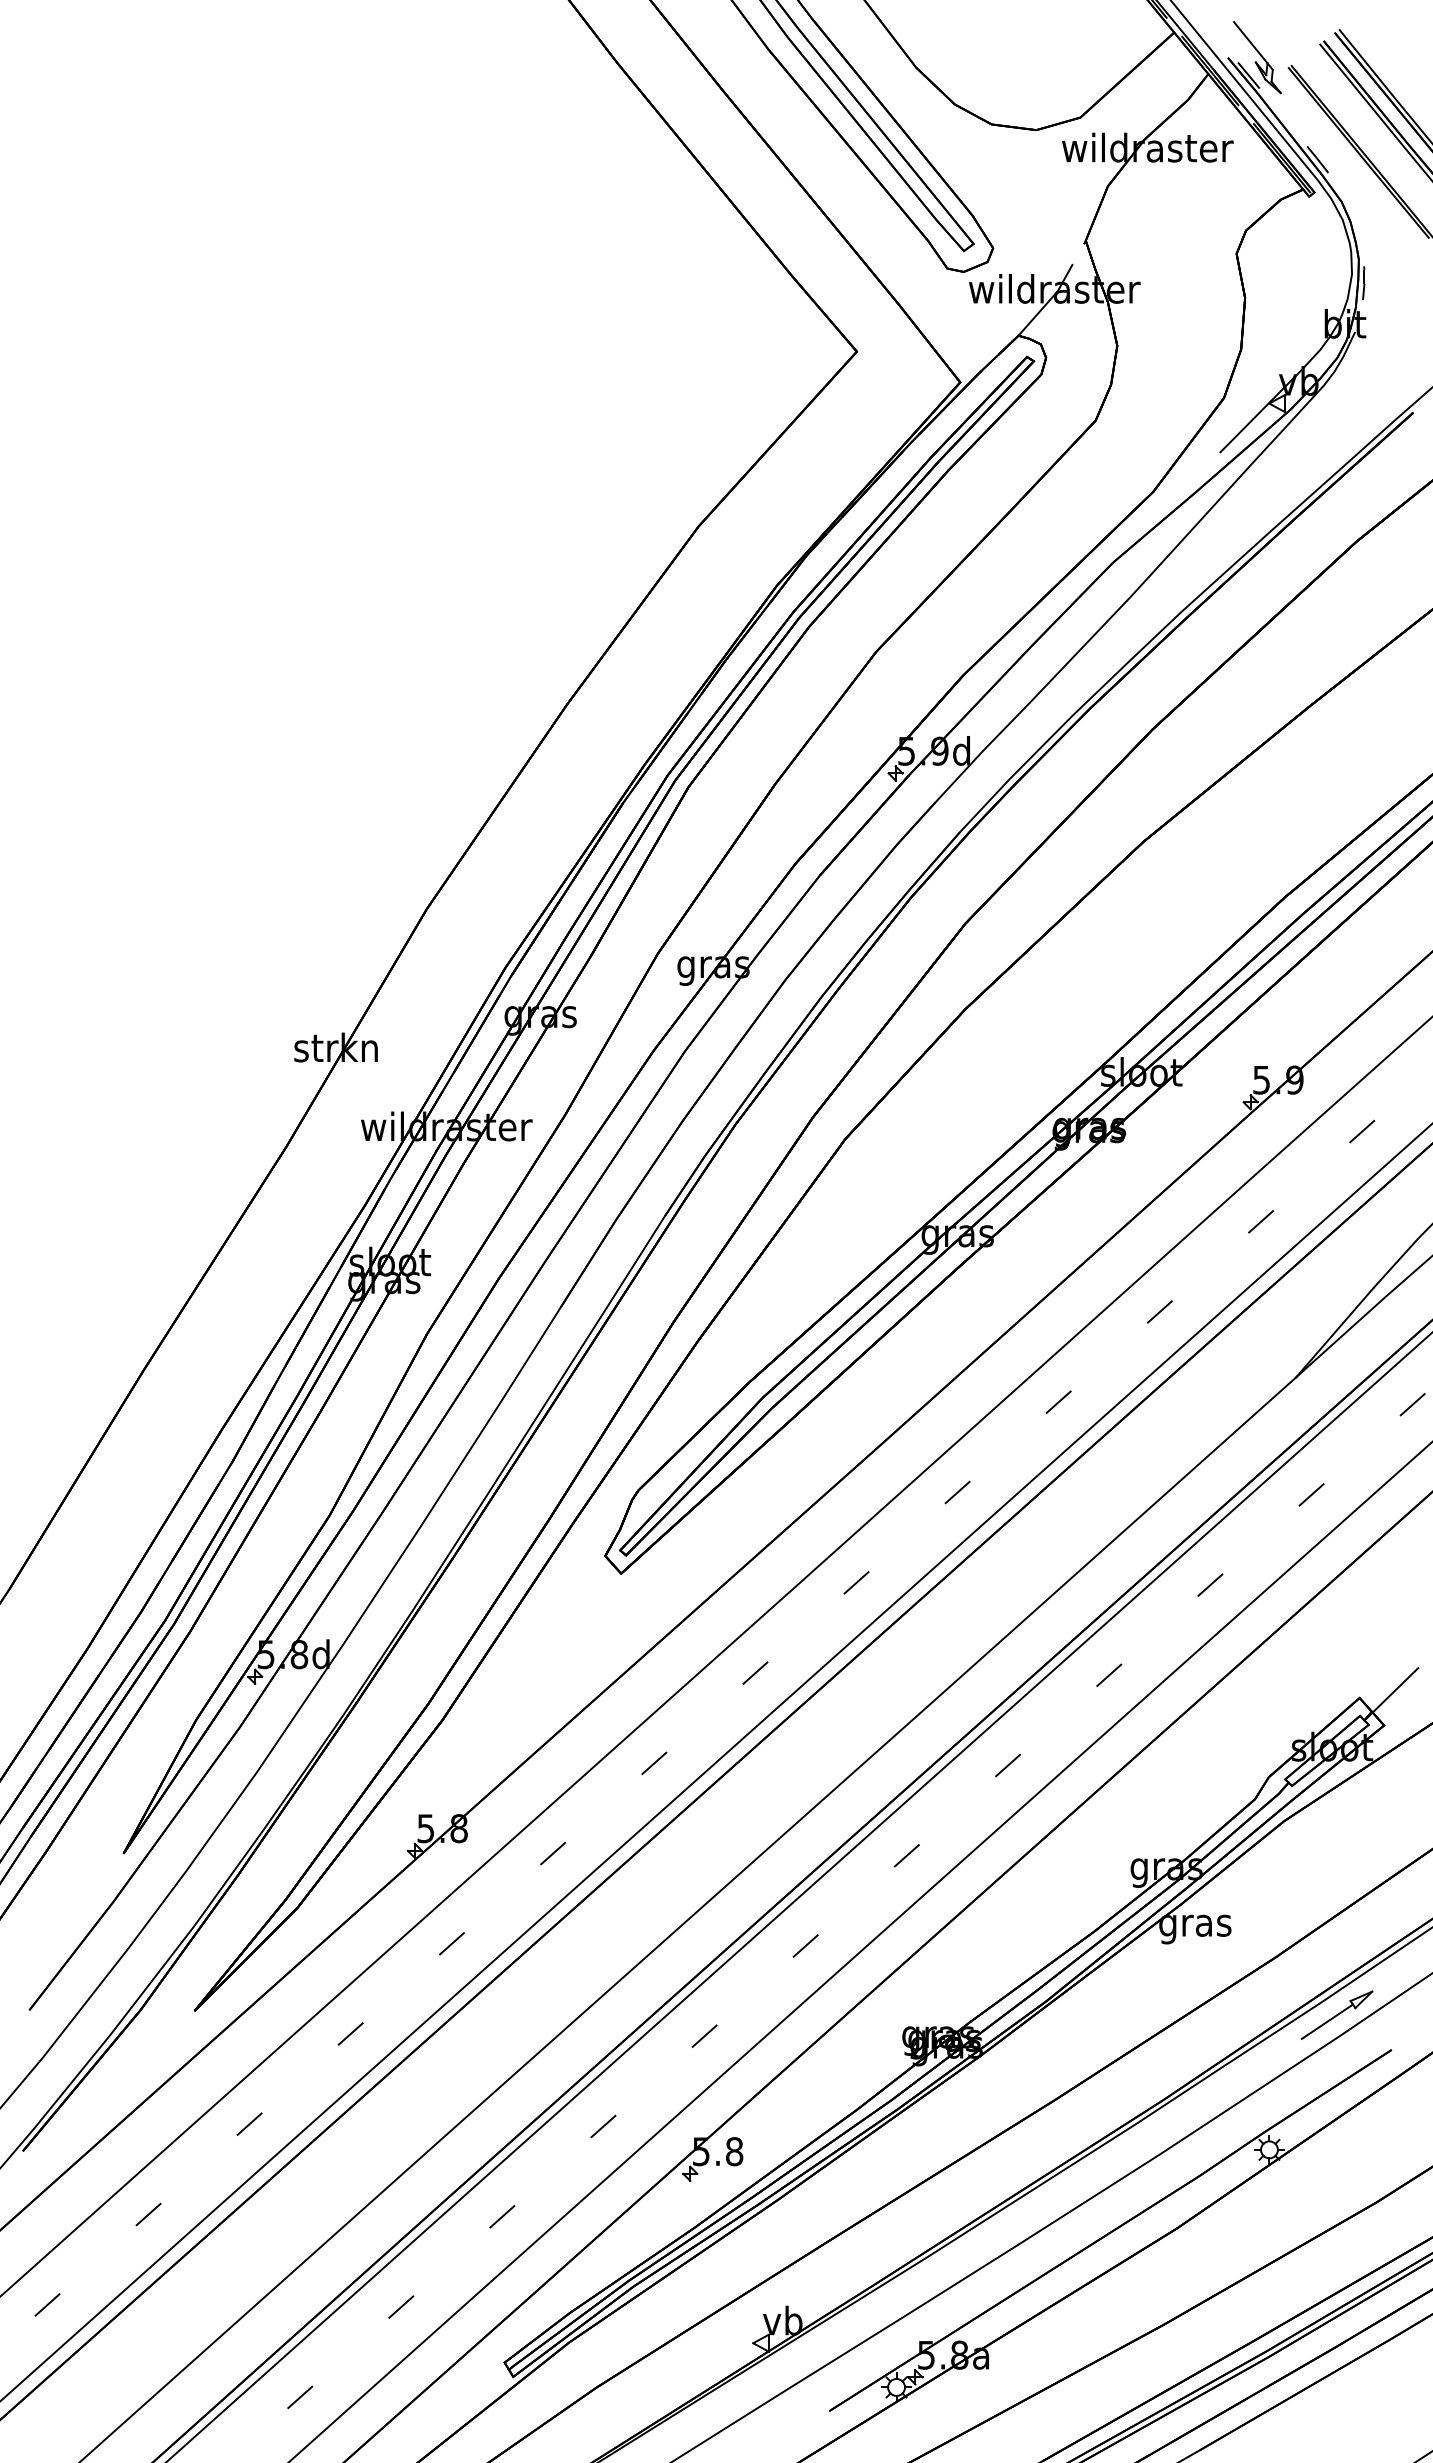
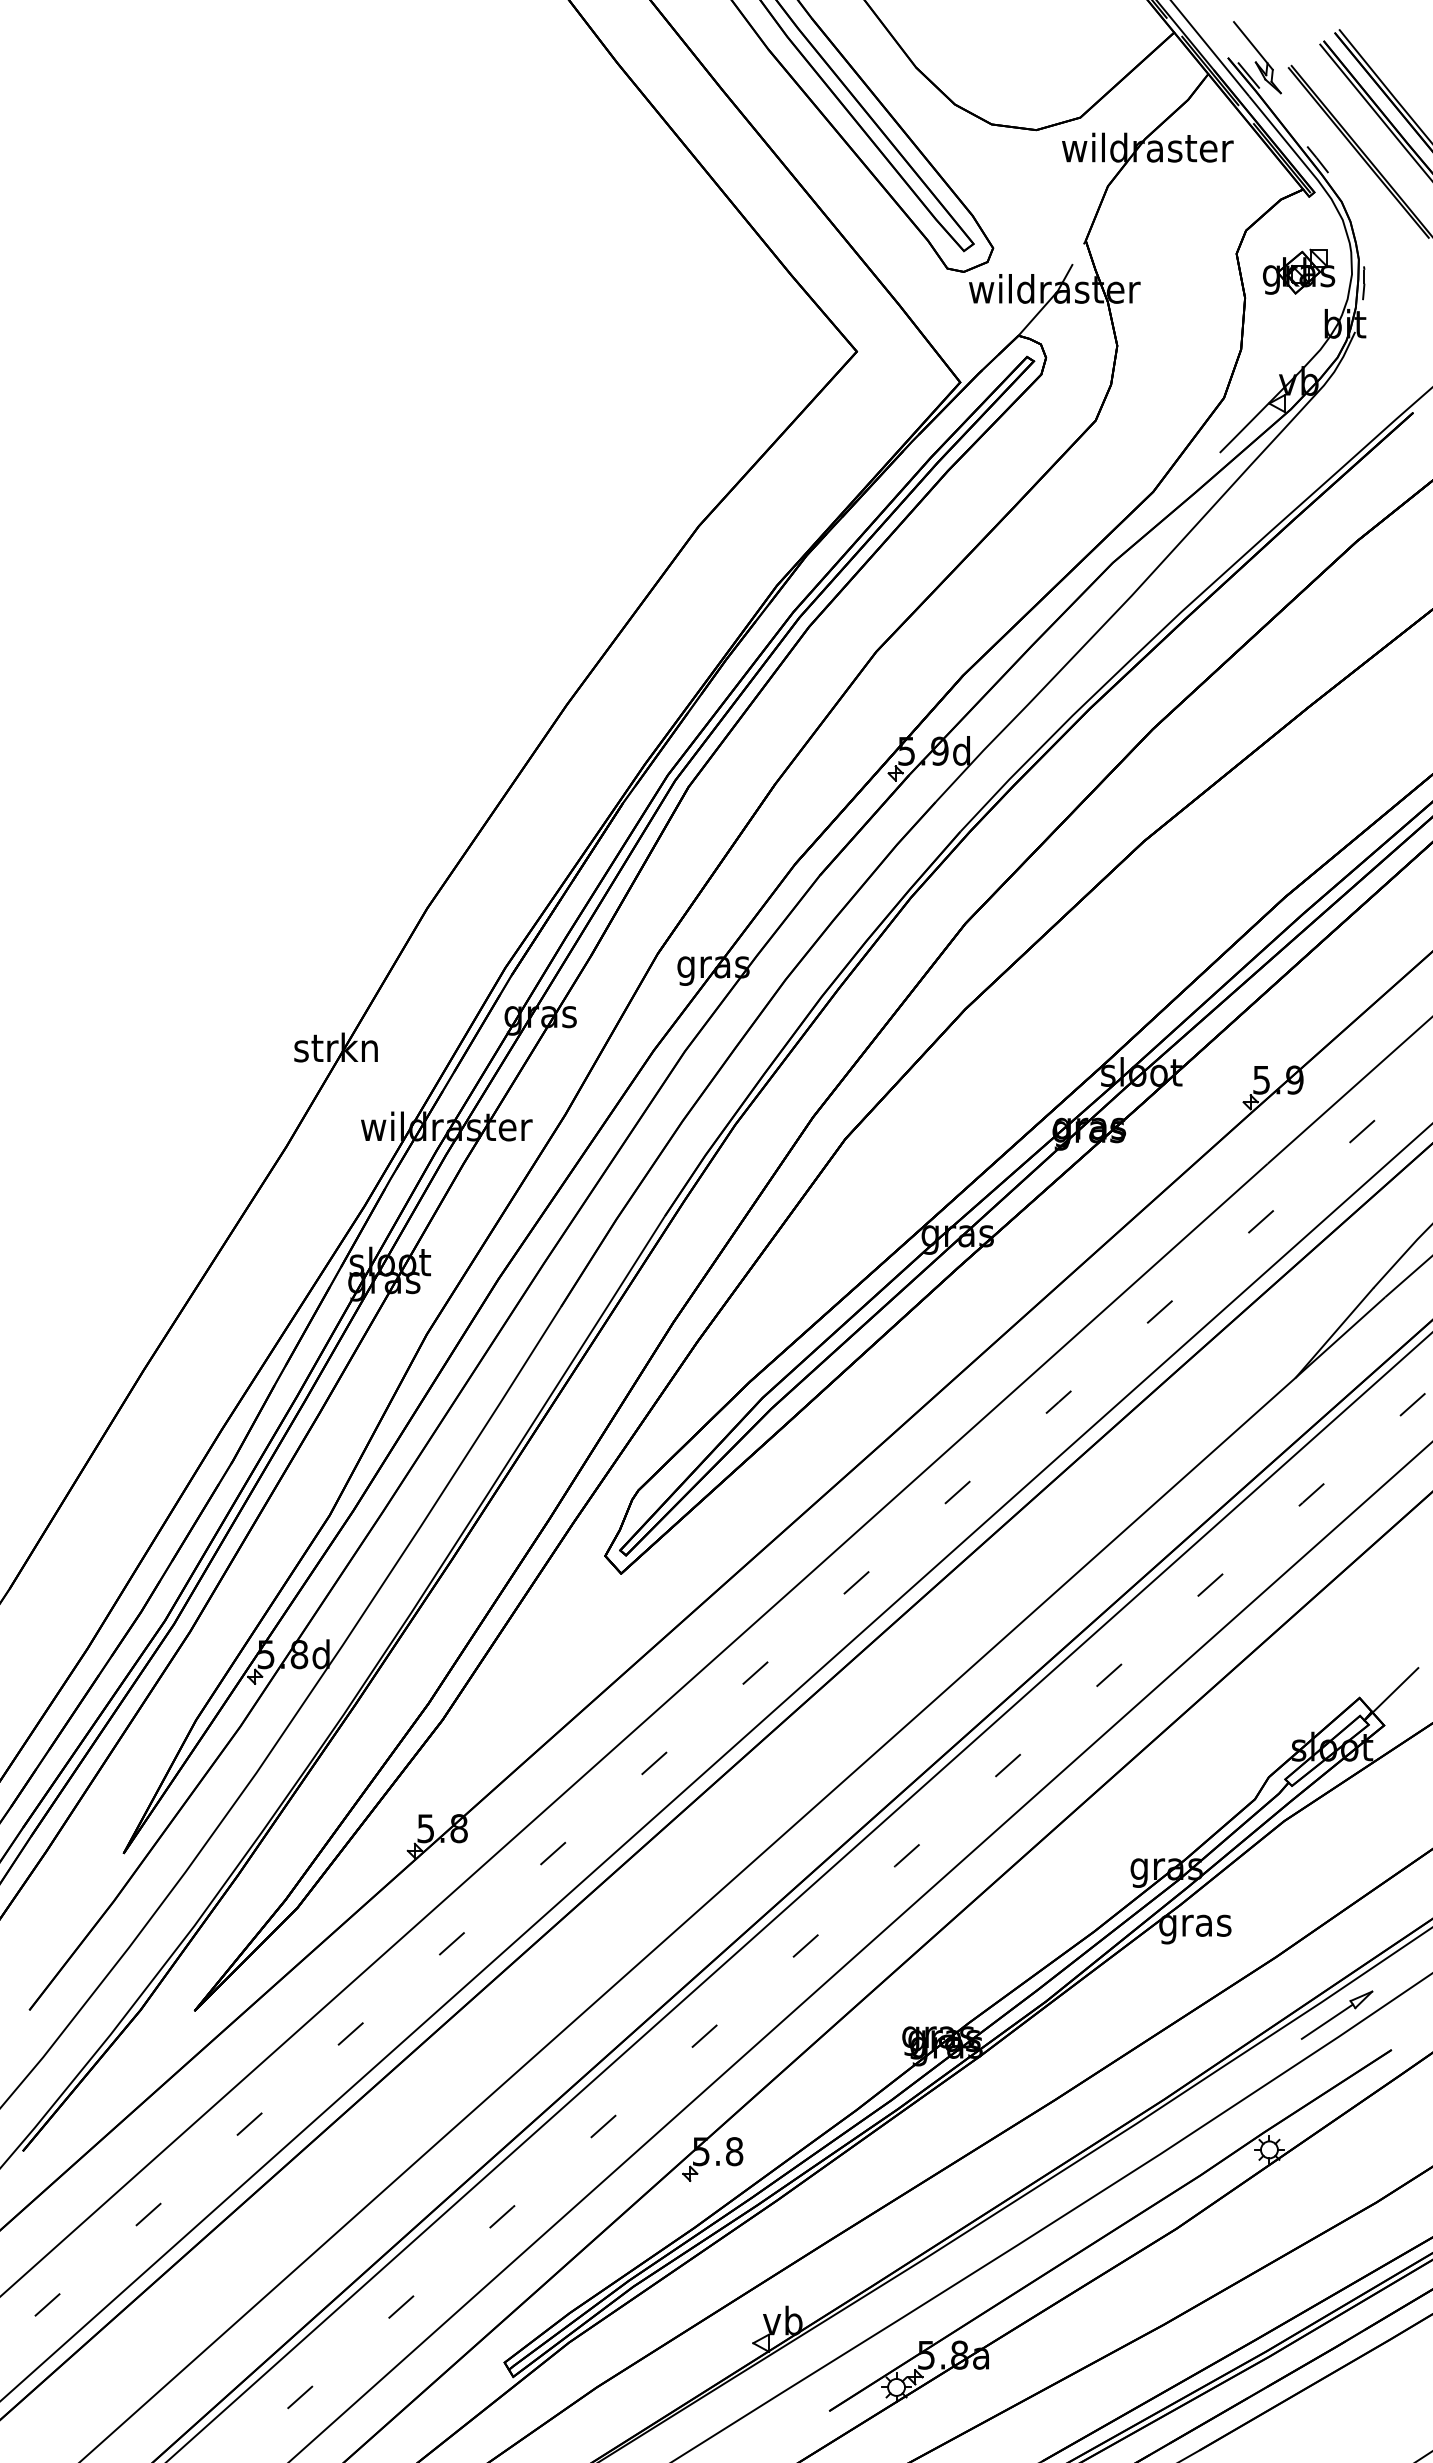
part: none -> present (1299, 271)
